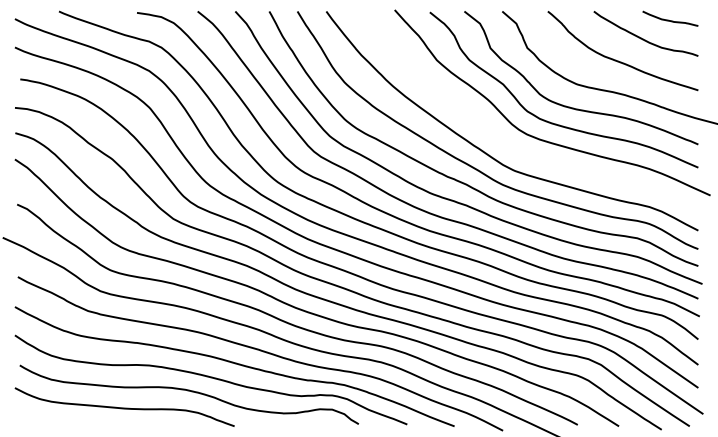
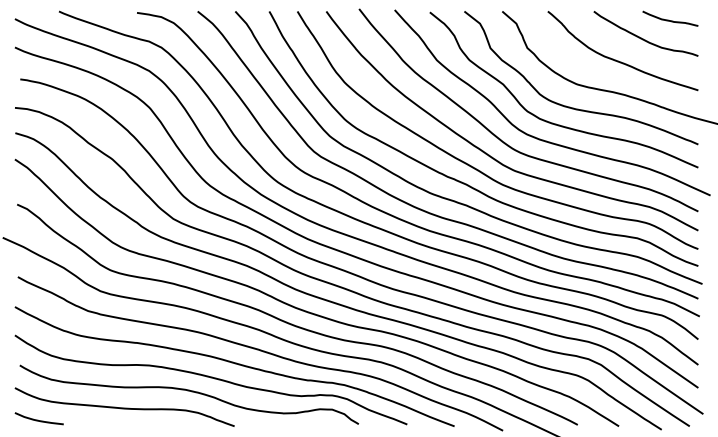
curve: none -> present (504, 141)
curve: none -> present (38, 419)
